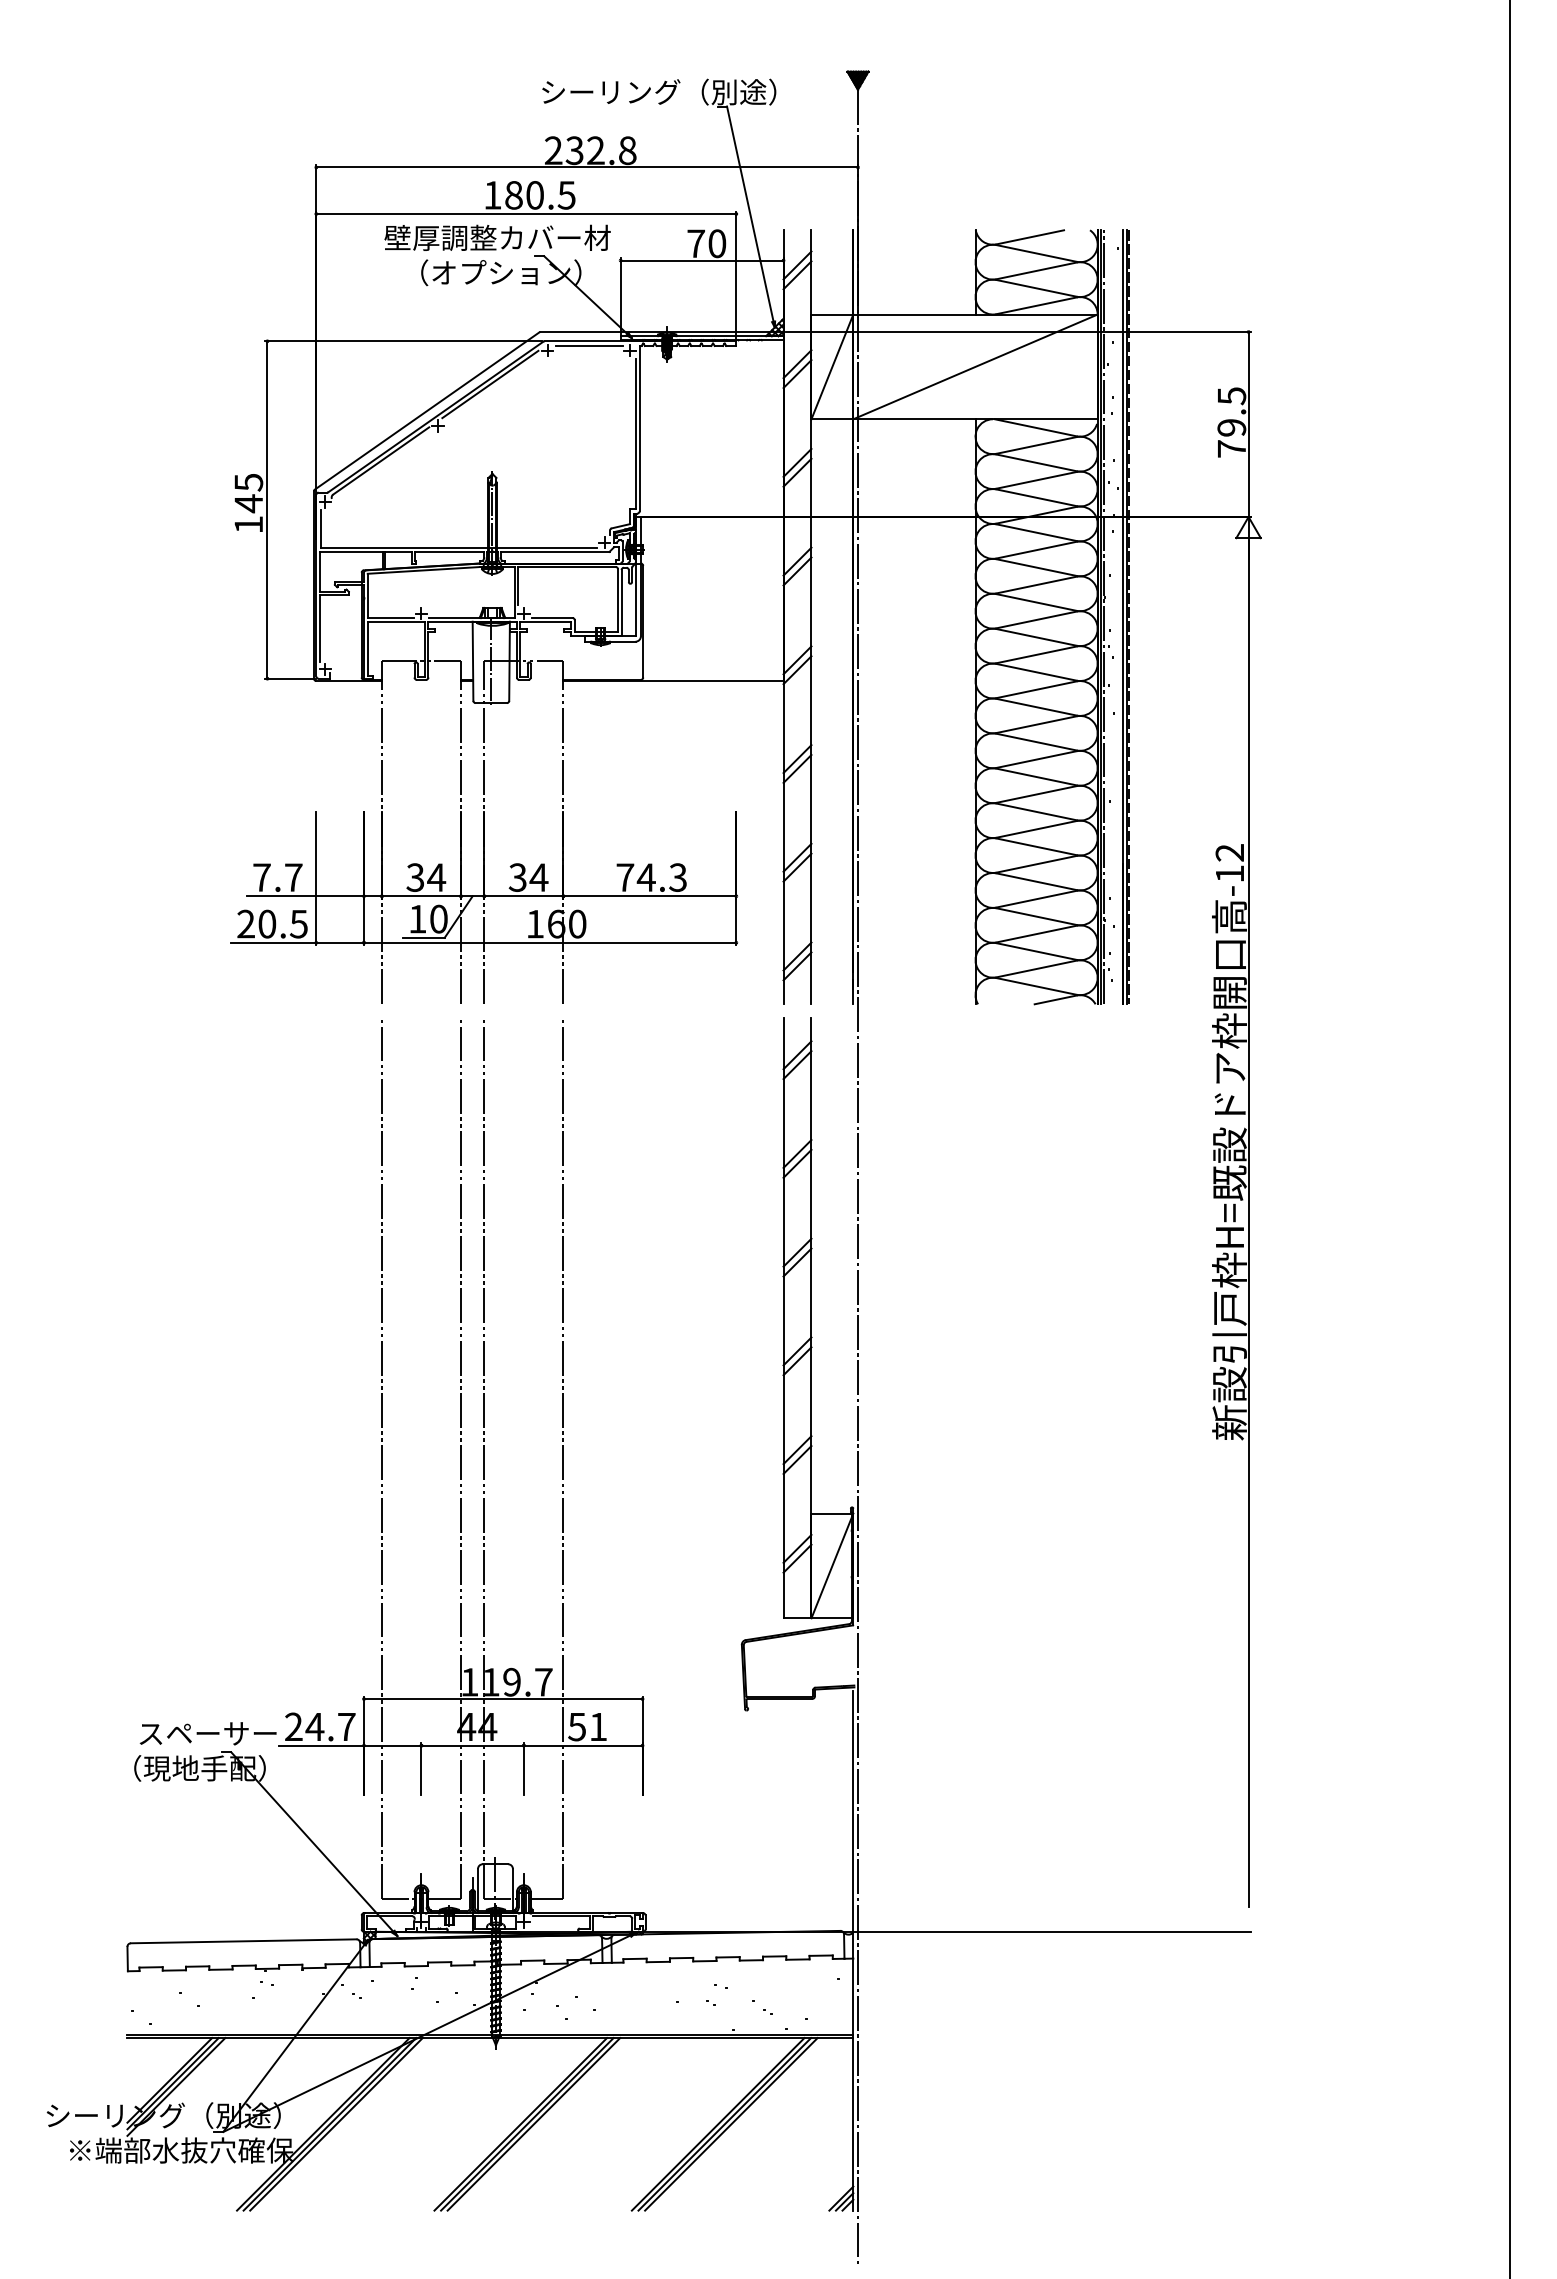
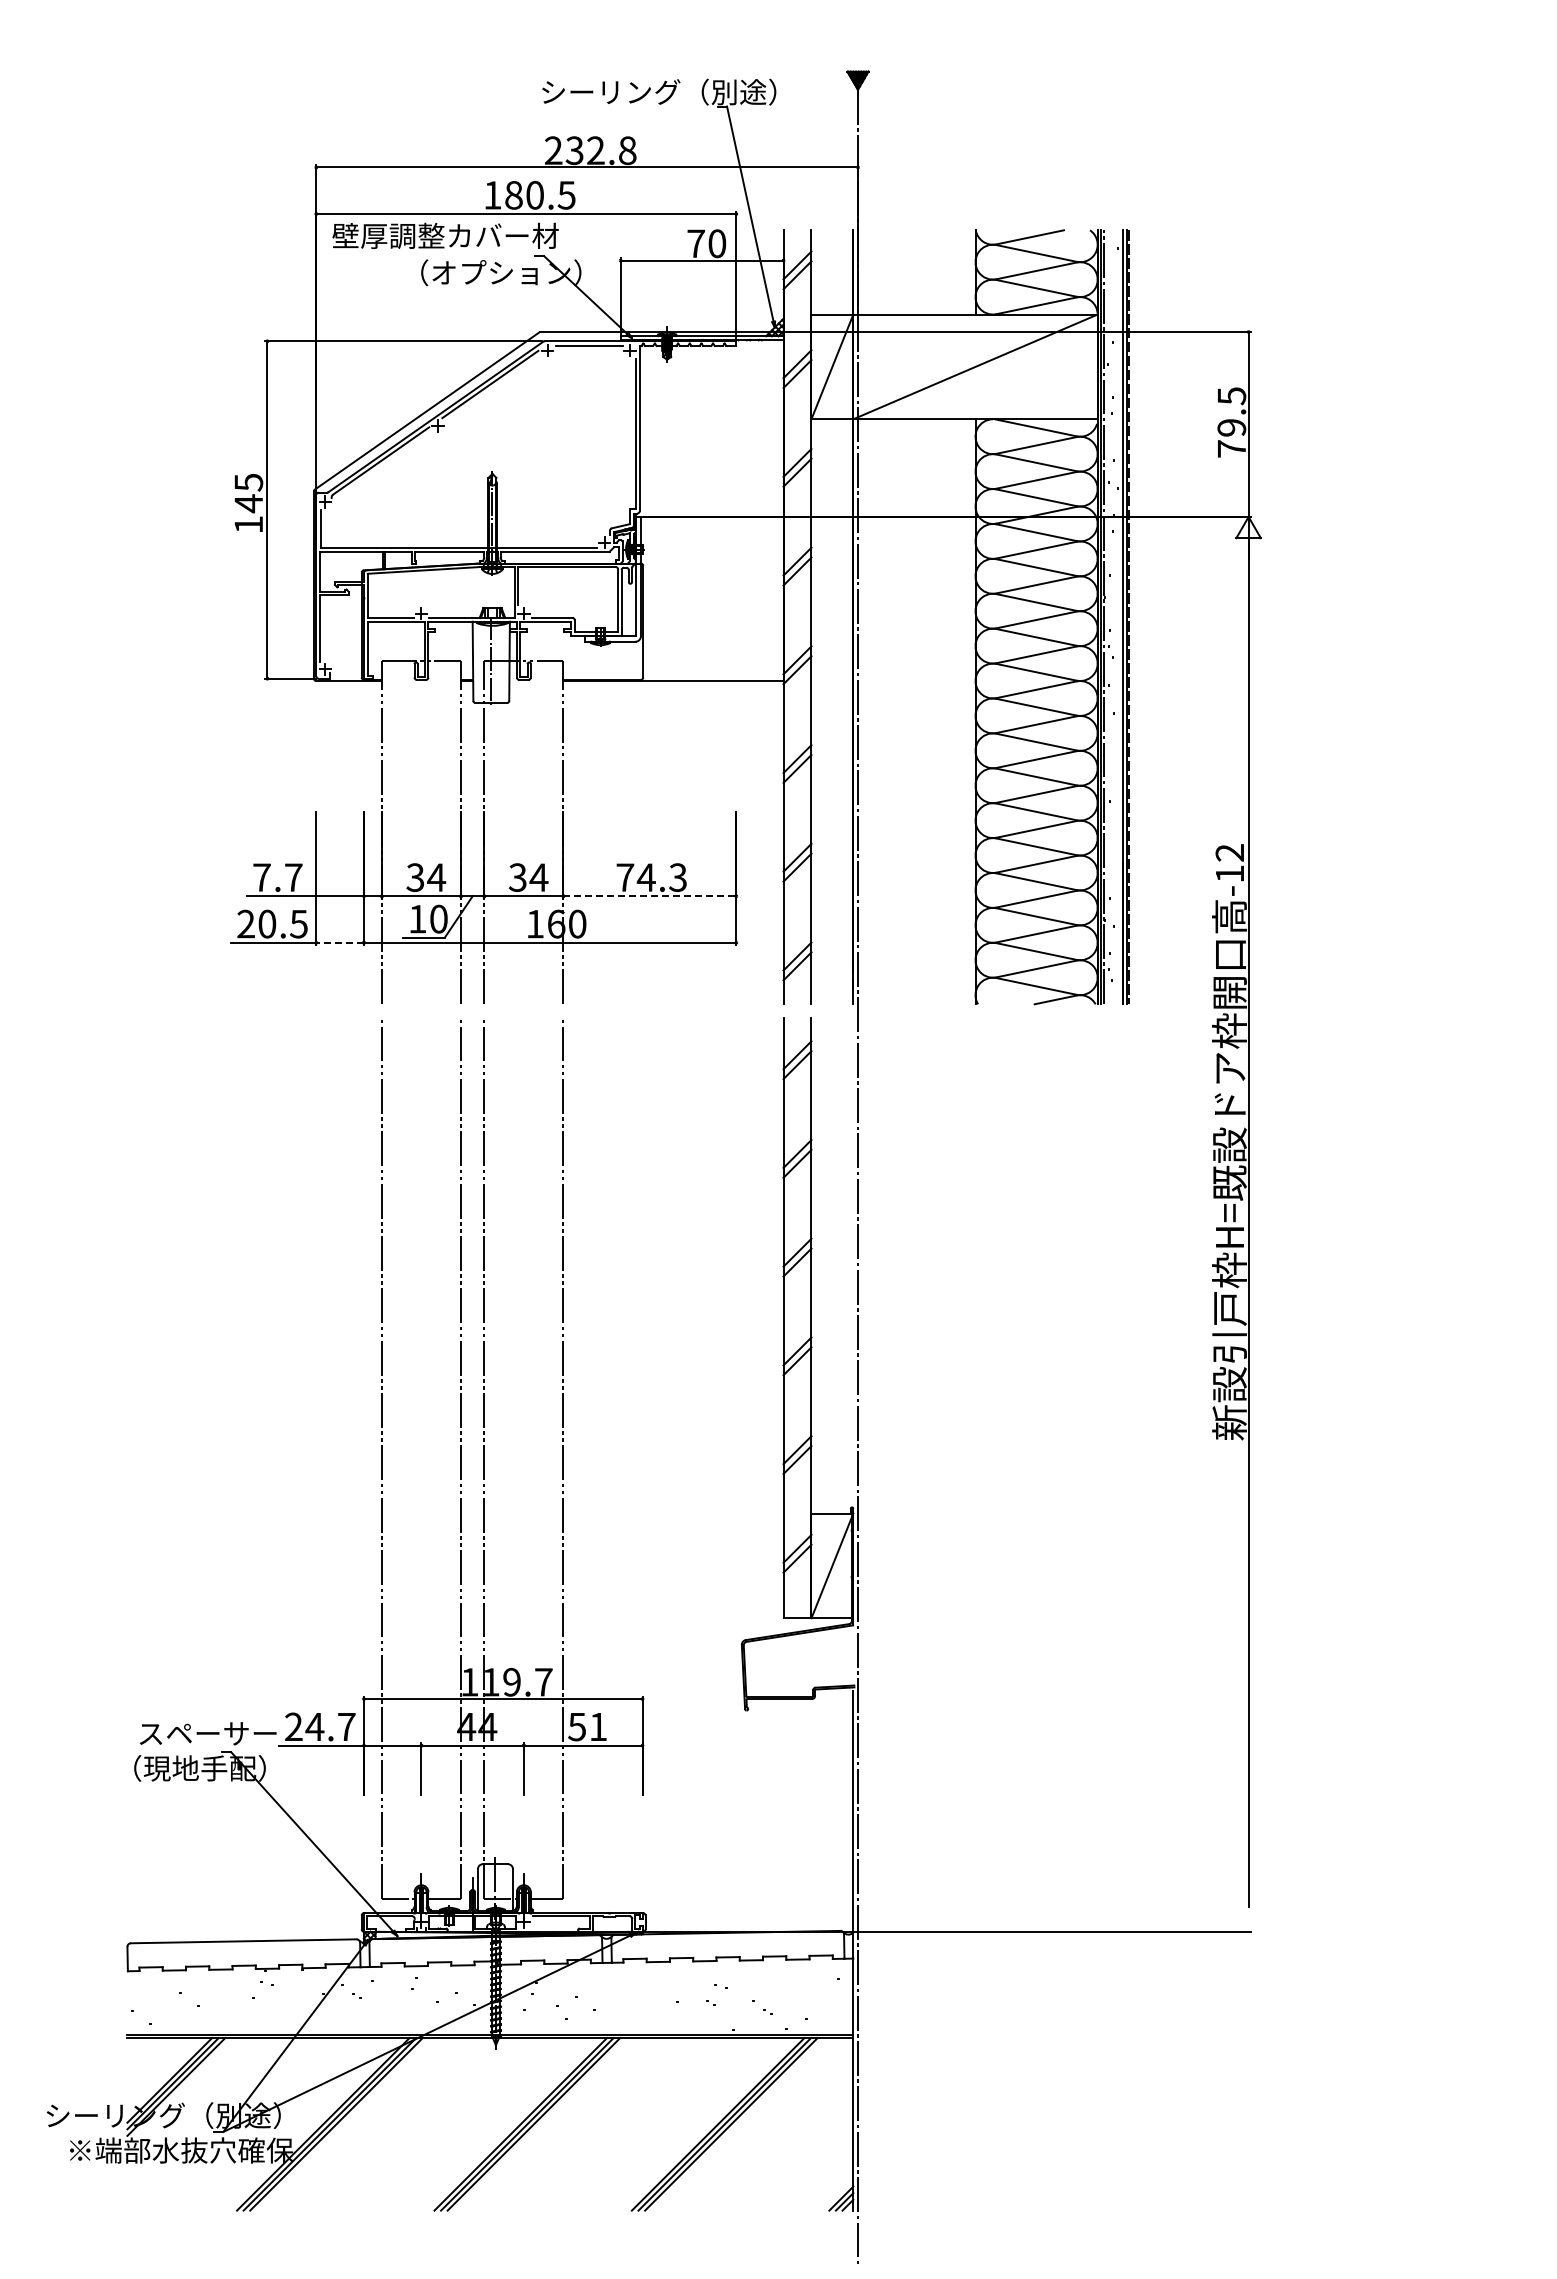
text position: (497, 237) -> (445, 235) (445, 235)
line: solid -> dashed (650, 896)
line: solid -> dashed (340, 942)
line: present -> none (1510, 1138)
